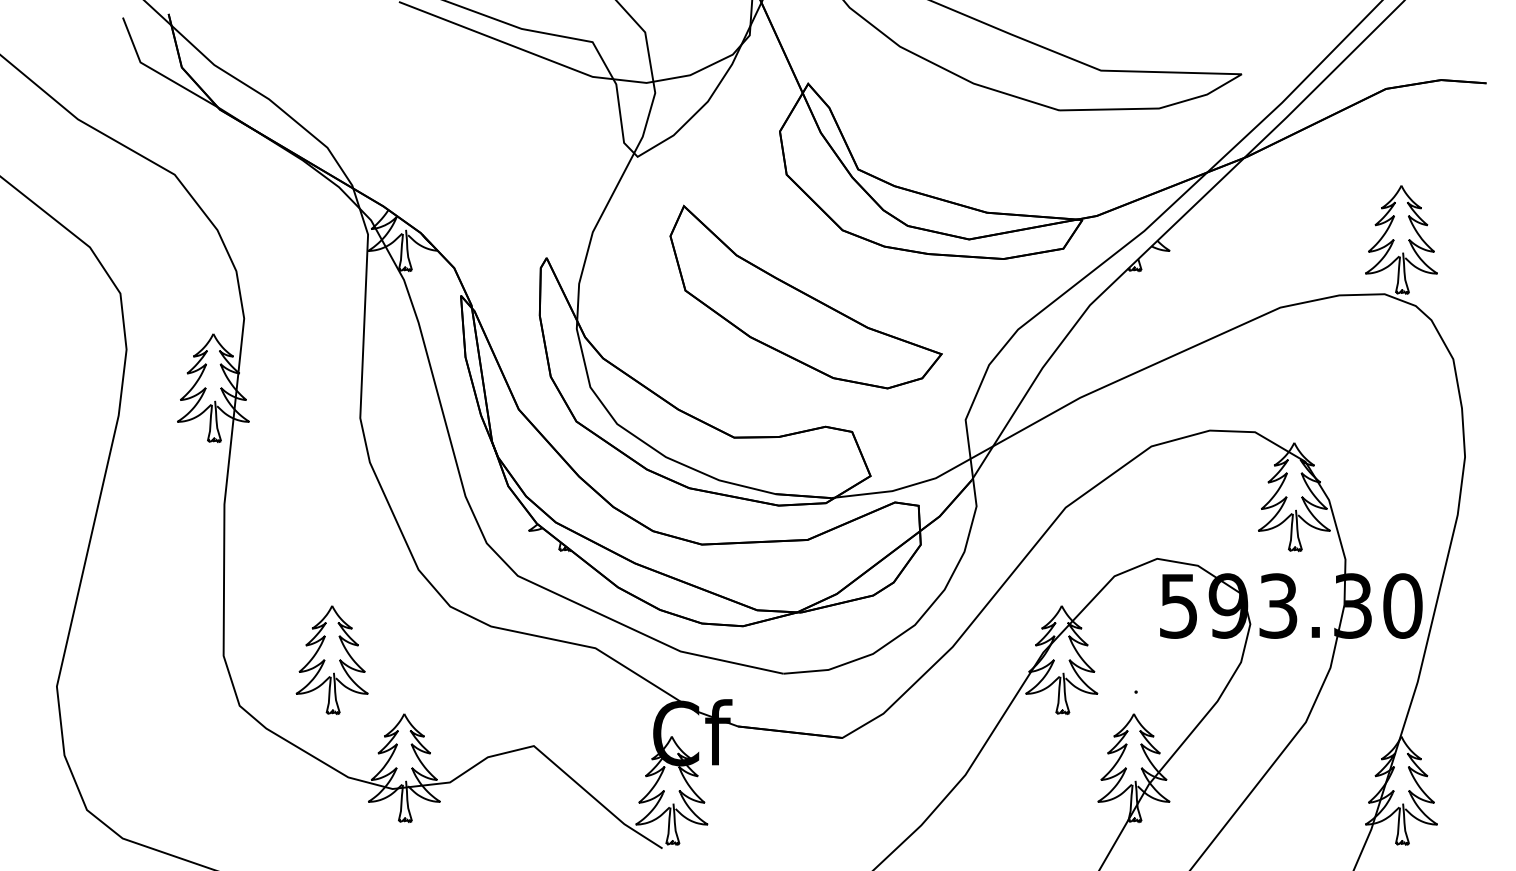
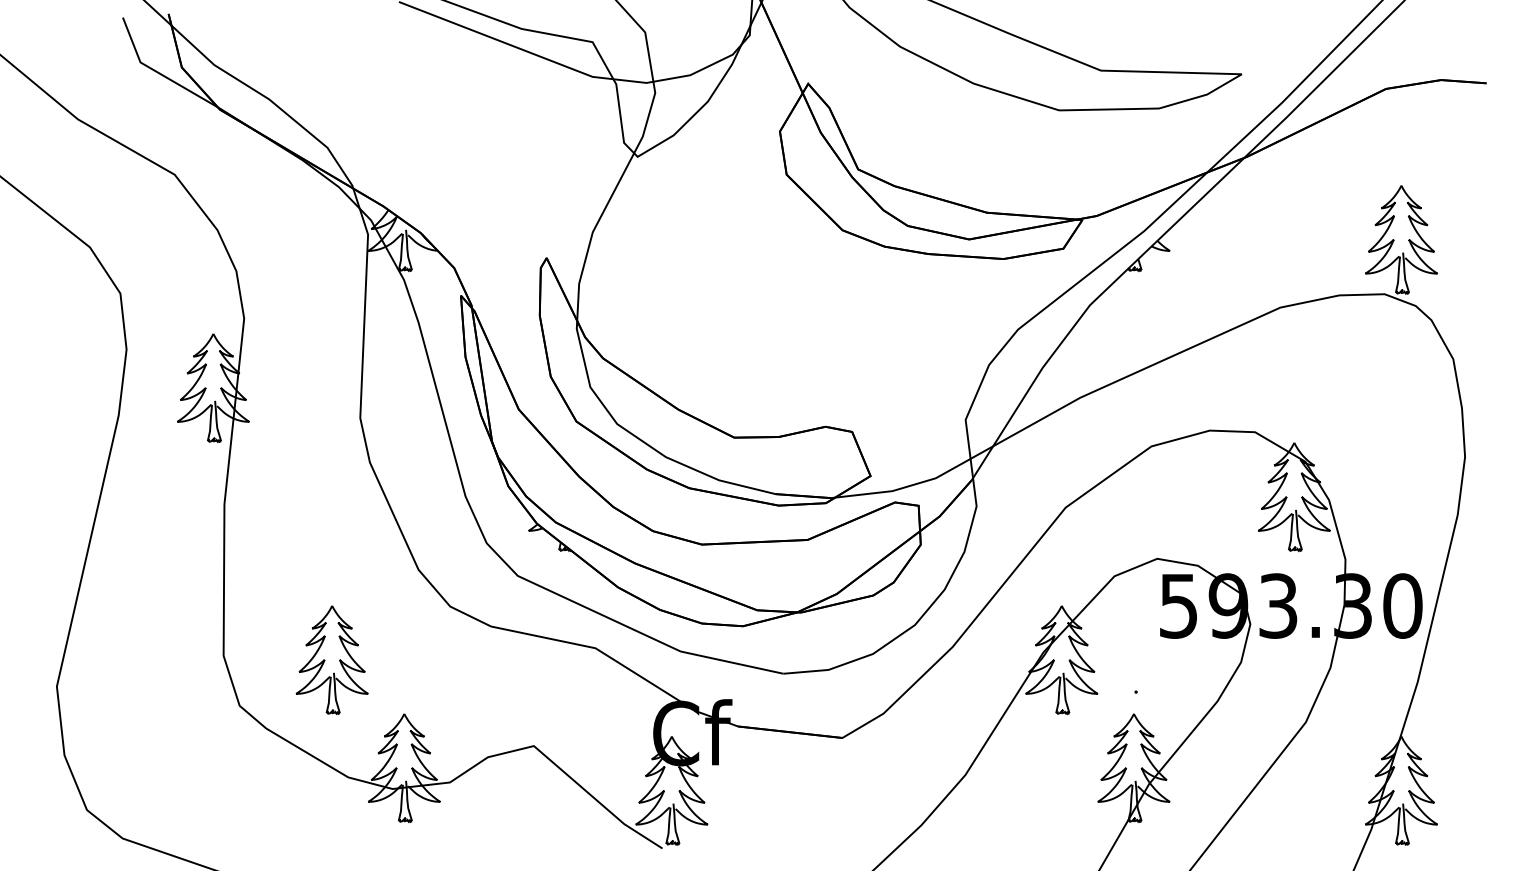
part: present -> none (805, 296)
